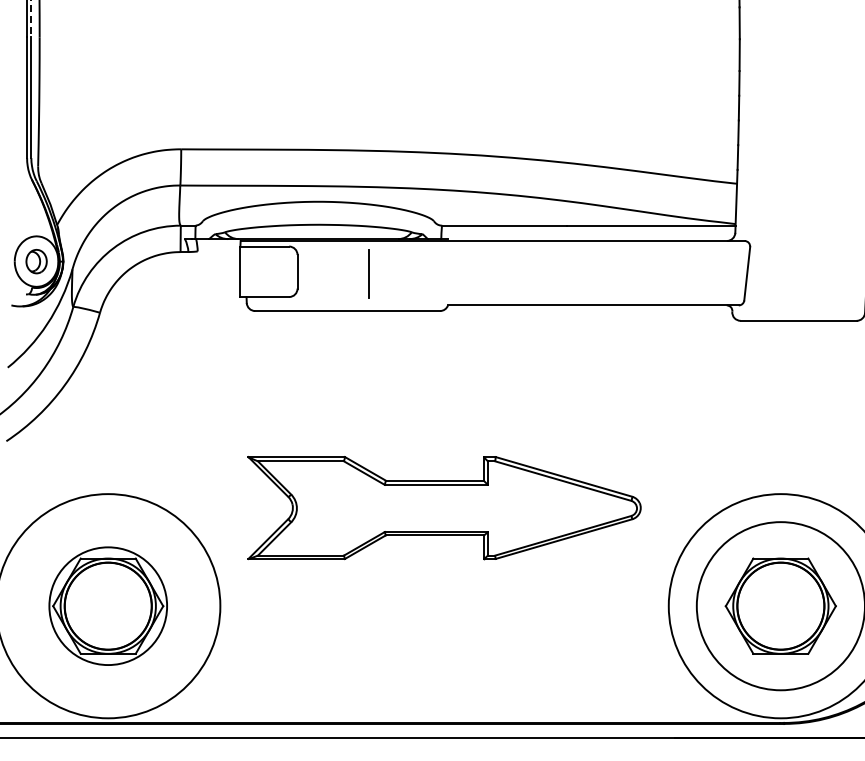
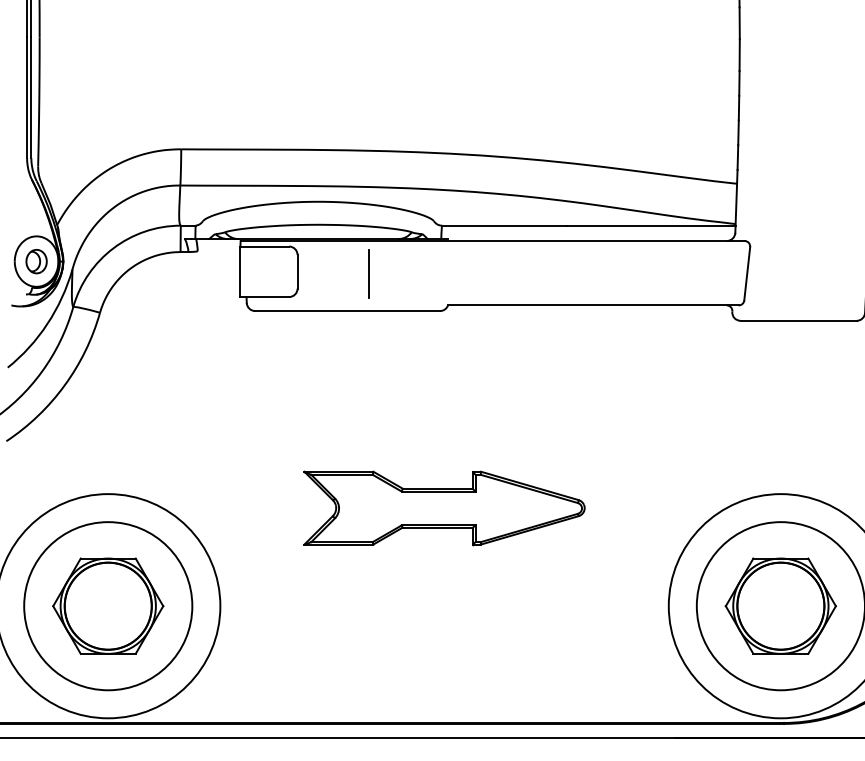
line: dashed -> solid (31, 19)
part size: 395x105 px -> 283x77 px (444, 508)
circle diameter: 118 px -> 168 px (108, 606)
